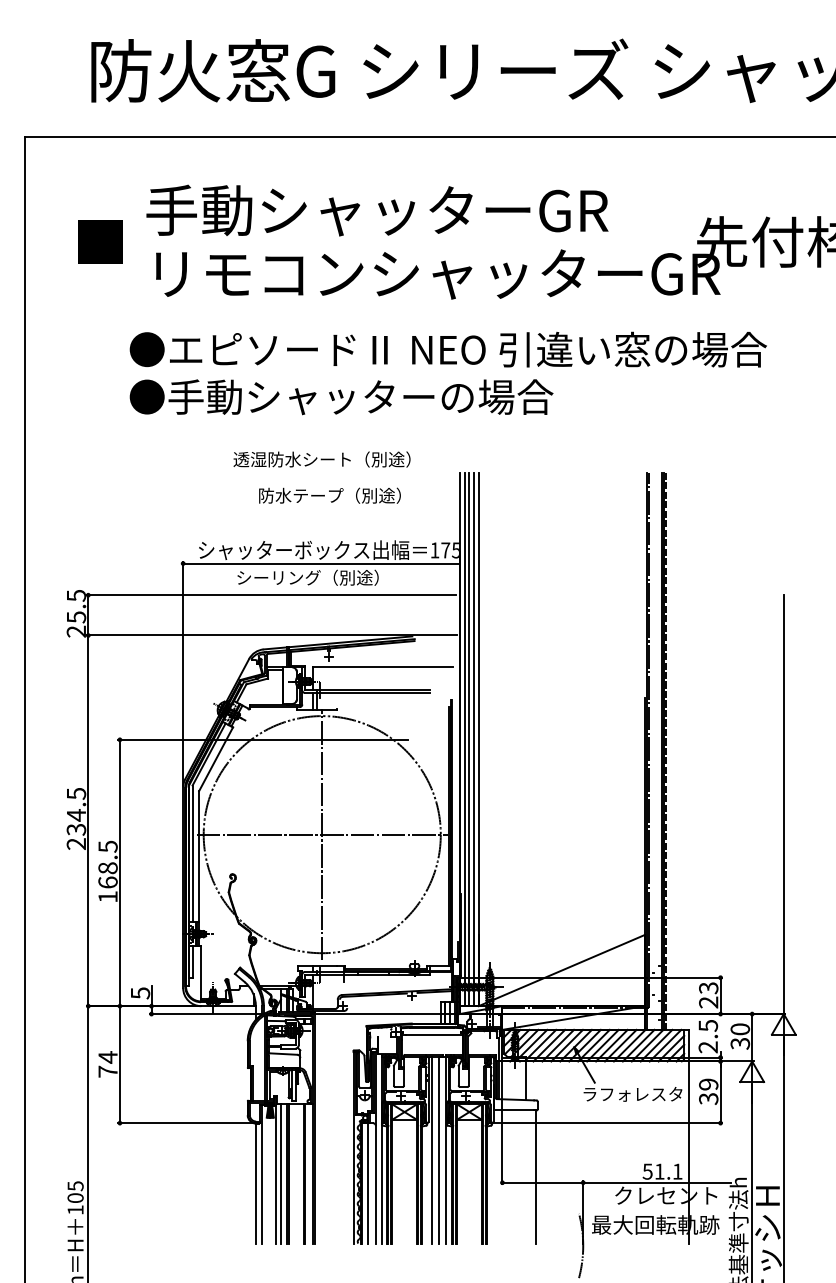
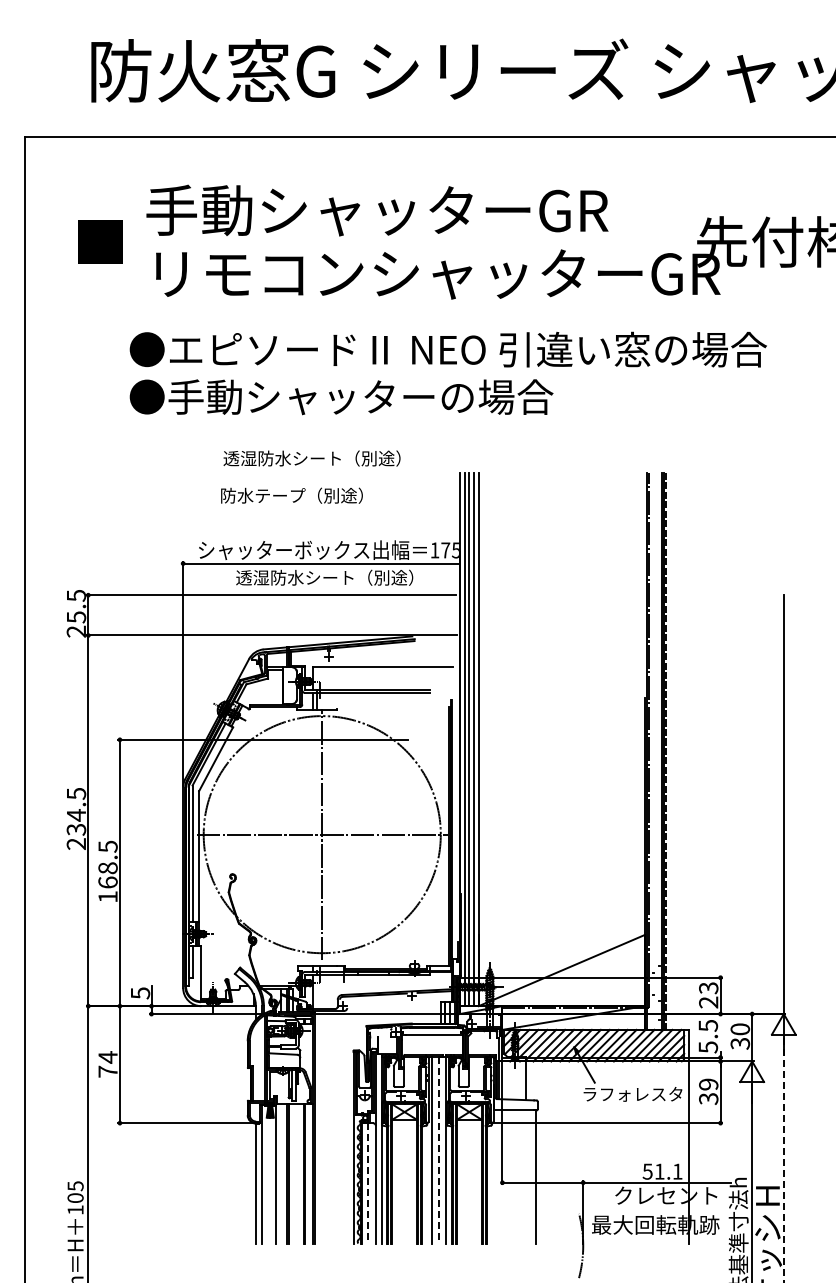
text position: (321, 459) -> (311, 458) (311, 458)
text position: (329, 495) -> (291, 495) (291, 495)
text: シーリング（別途） -> 透湿防水シート（別途） (324, 577)
text: 2.5 -> 5.5 (708, 1047)
line: solid -> dashed (438, 1150)
line: solid -> dashed (783, 1160)
line: present -> none (281, 1173)
line: solid -> dashed (368, 1183)
